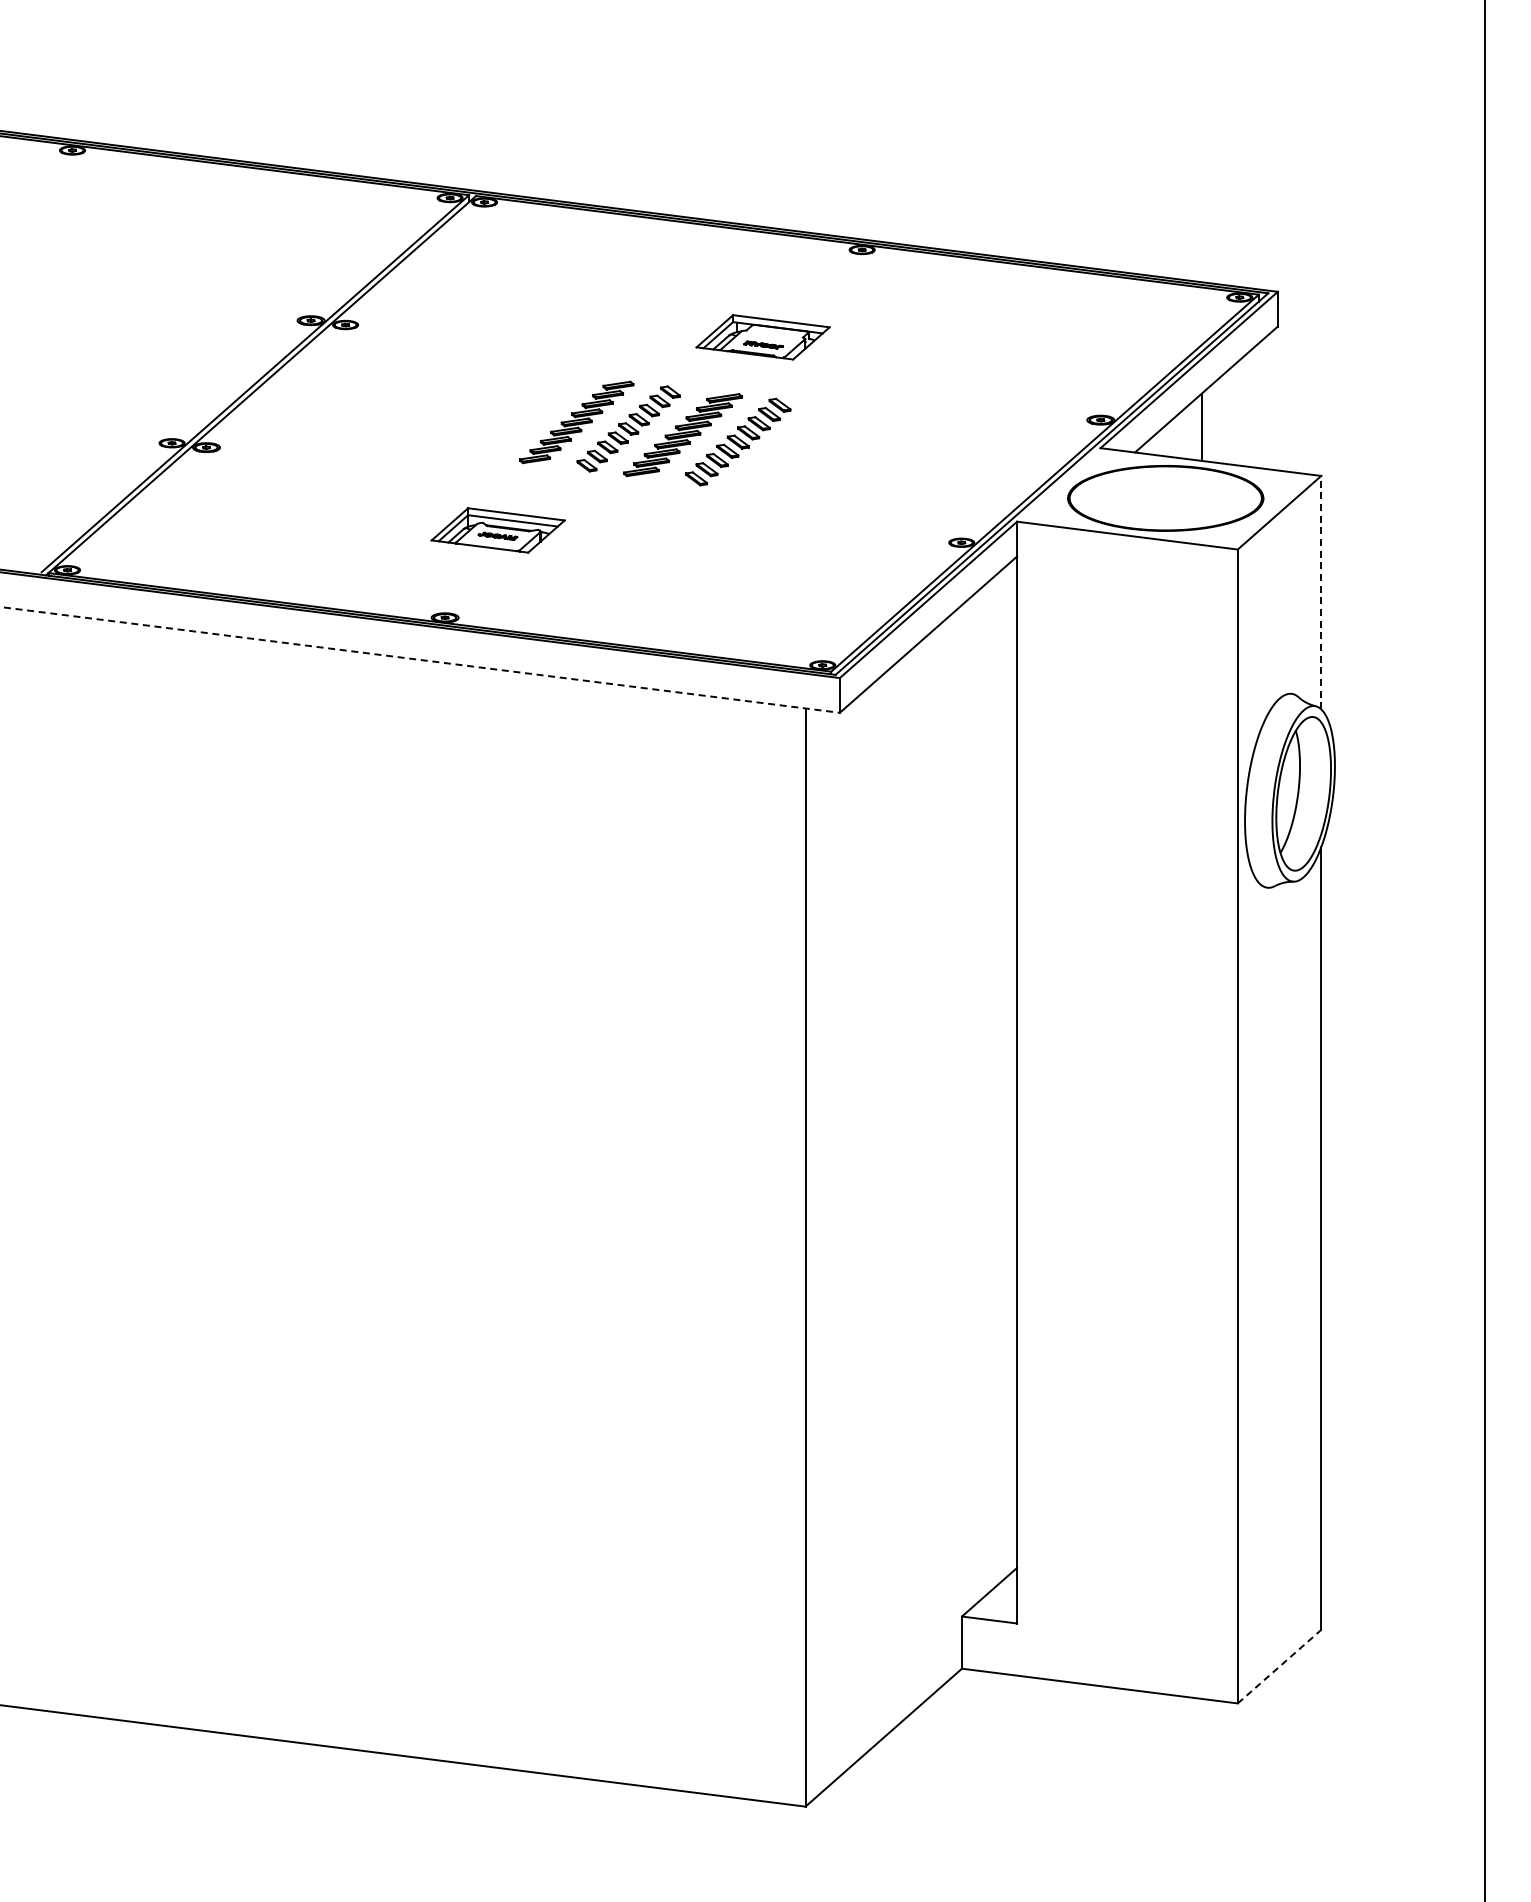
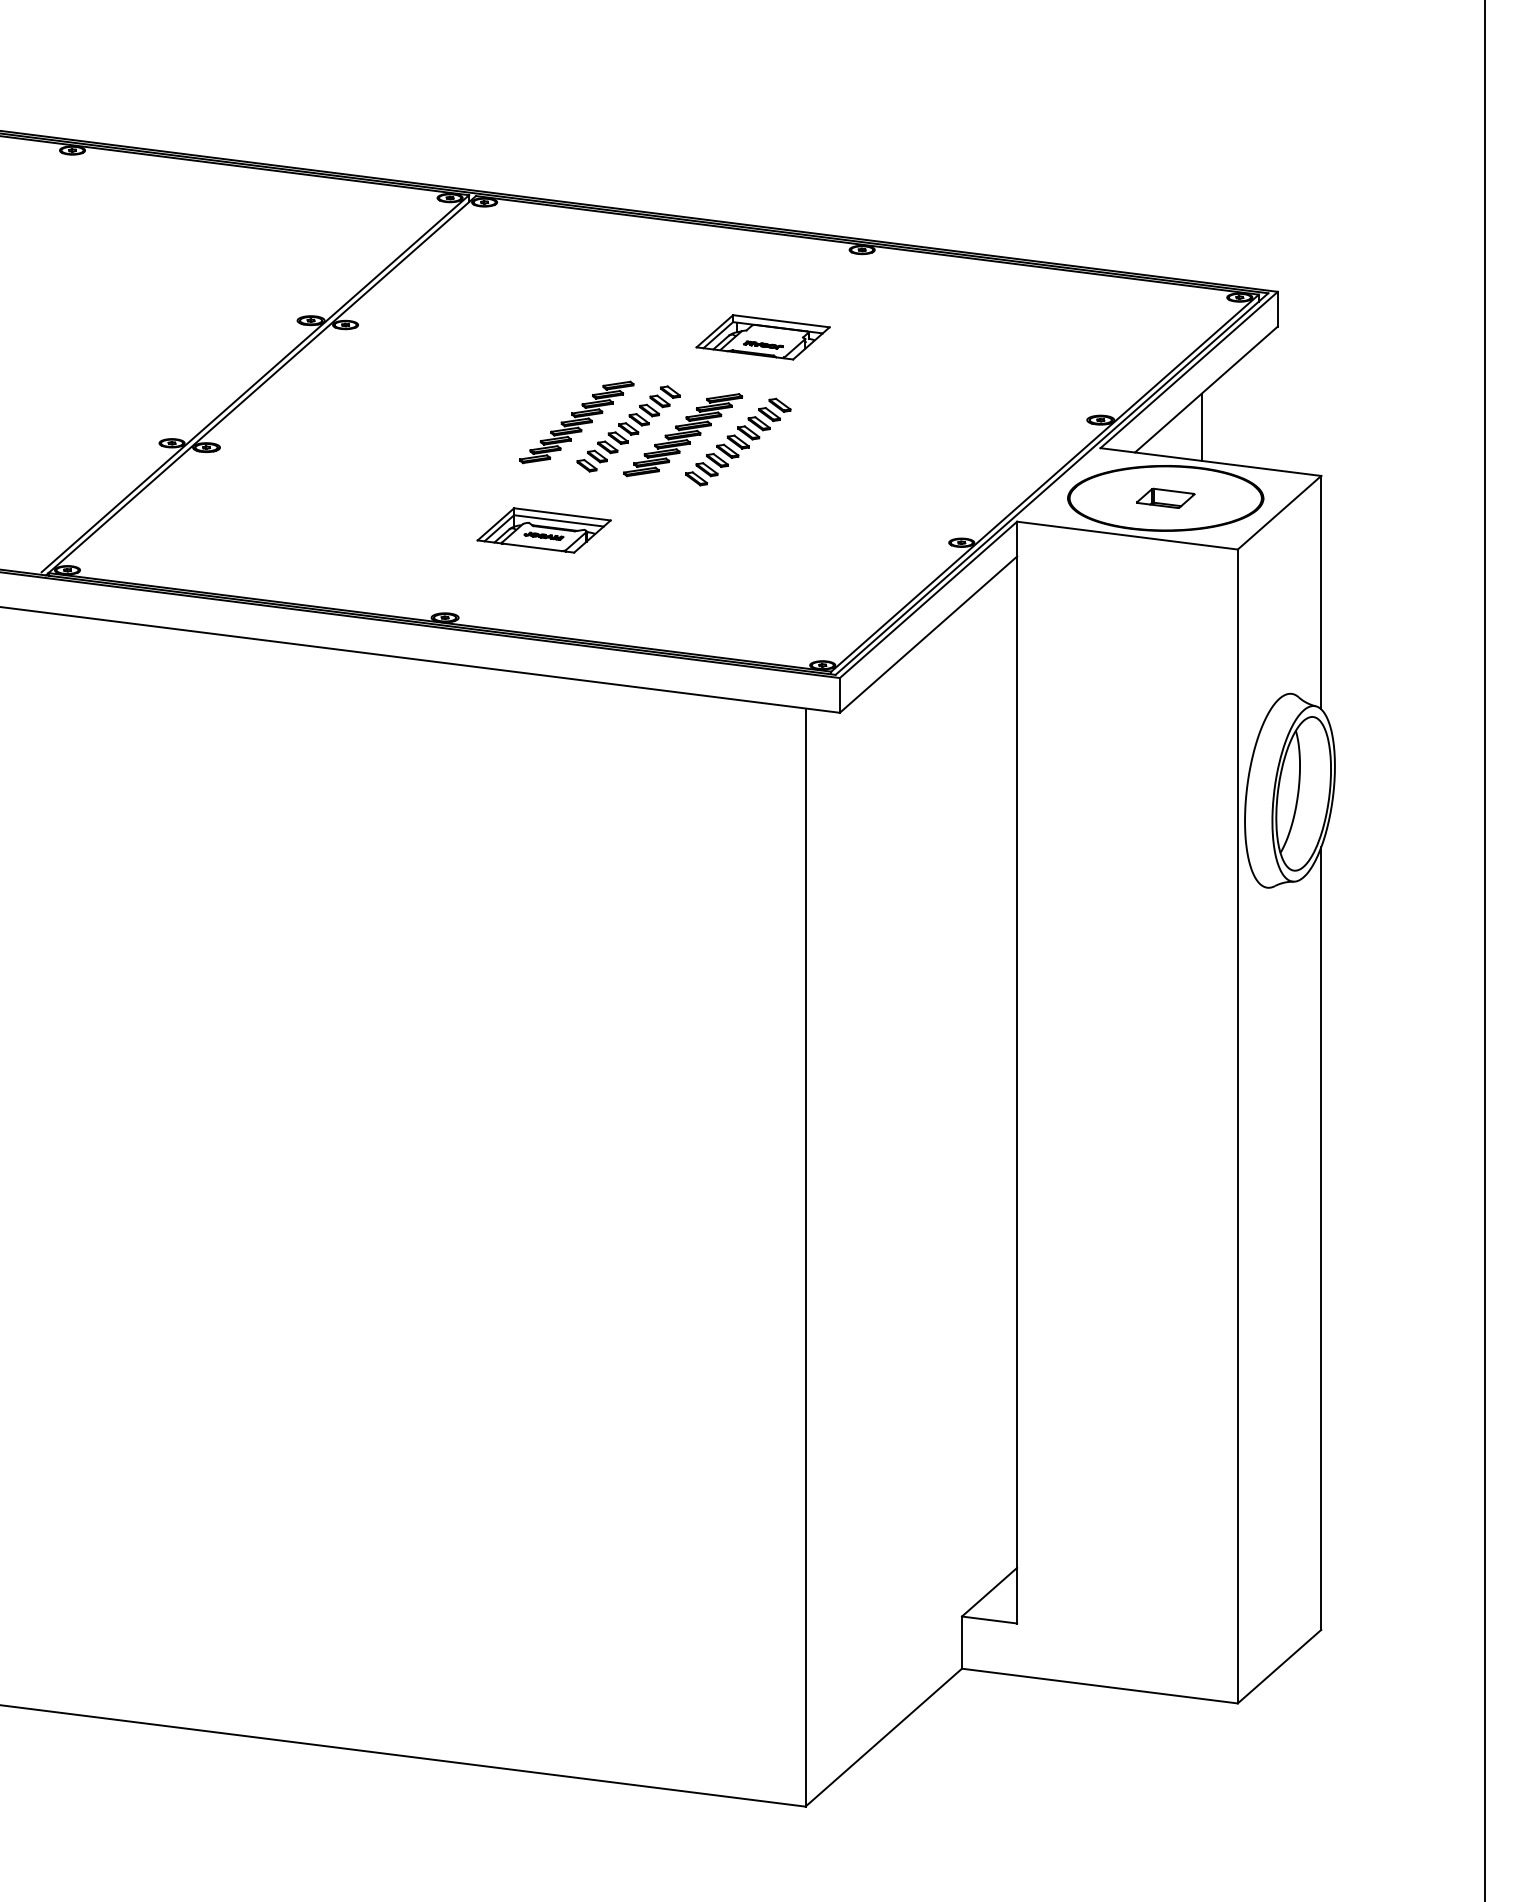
part: none -> present (1165, 497)
part position: (497, 530) -> (543, 530) (543, 530)
line: dashed -> solid (1321, 592)
line: dashed -> solid (420, 659)
line: dashed -> solid (1279, 1666)
